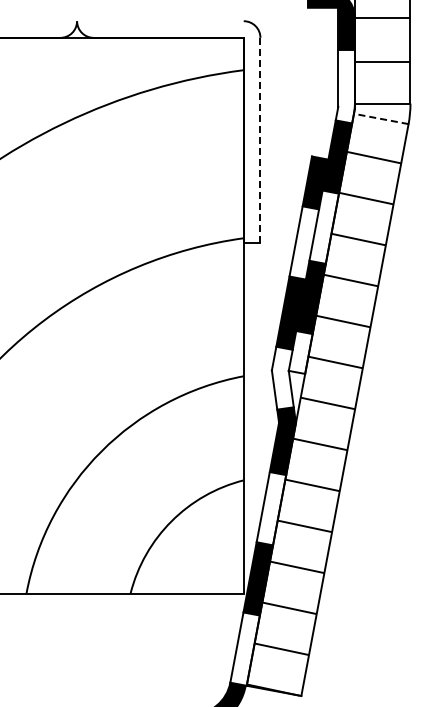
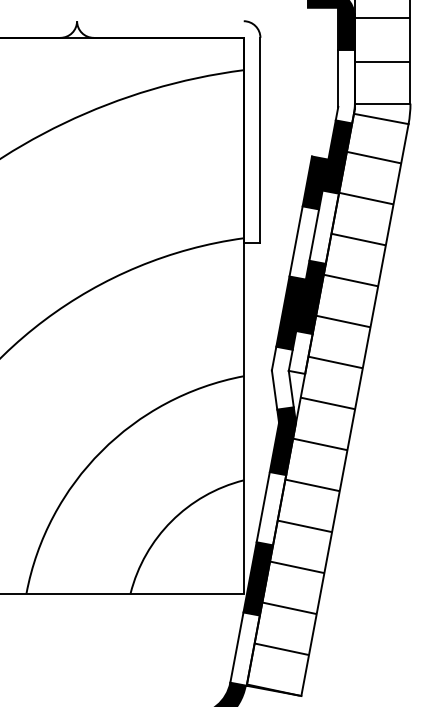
line: dashed -> solid (381, 118)
line: dashed -> solid (260, 140)
